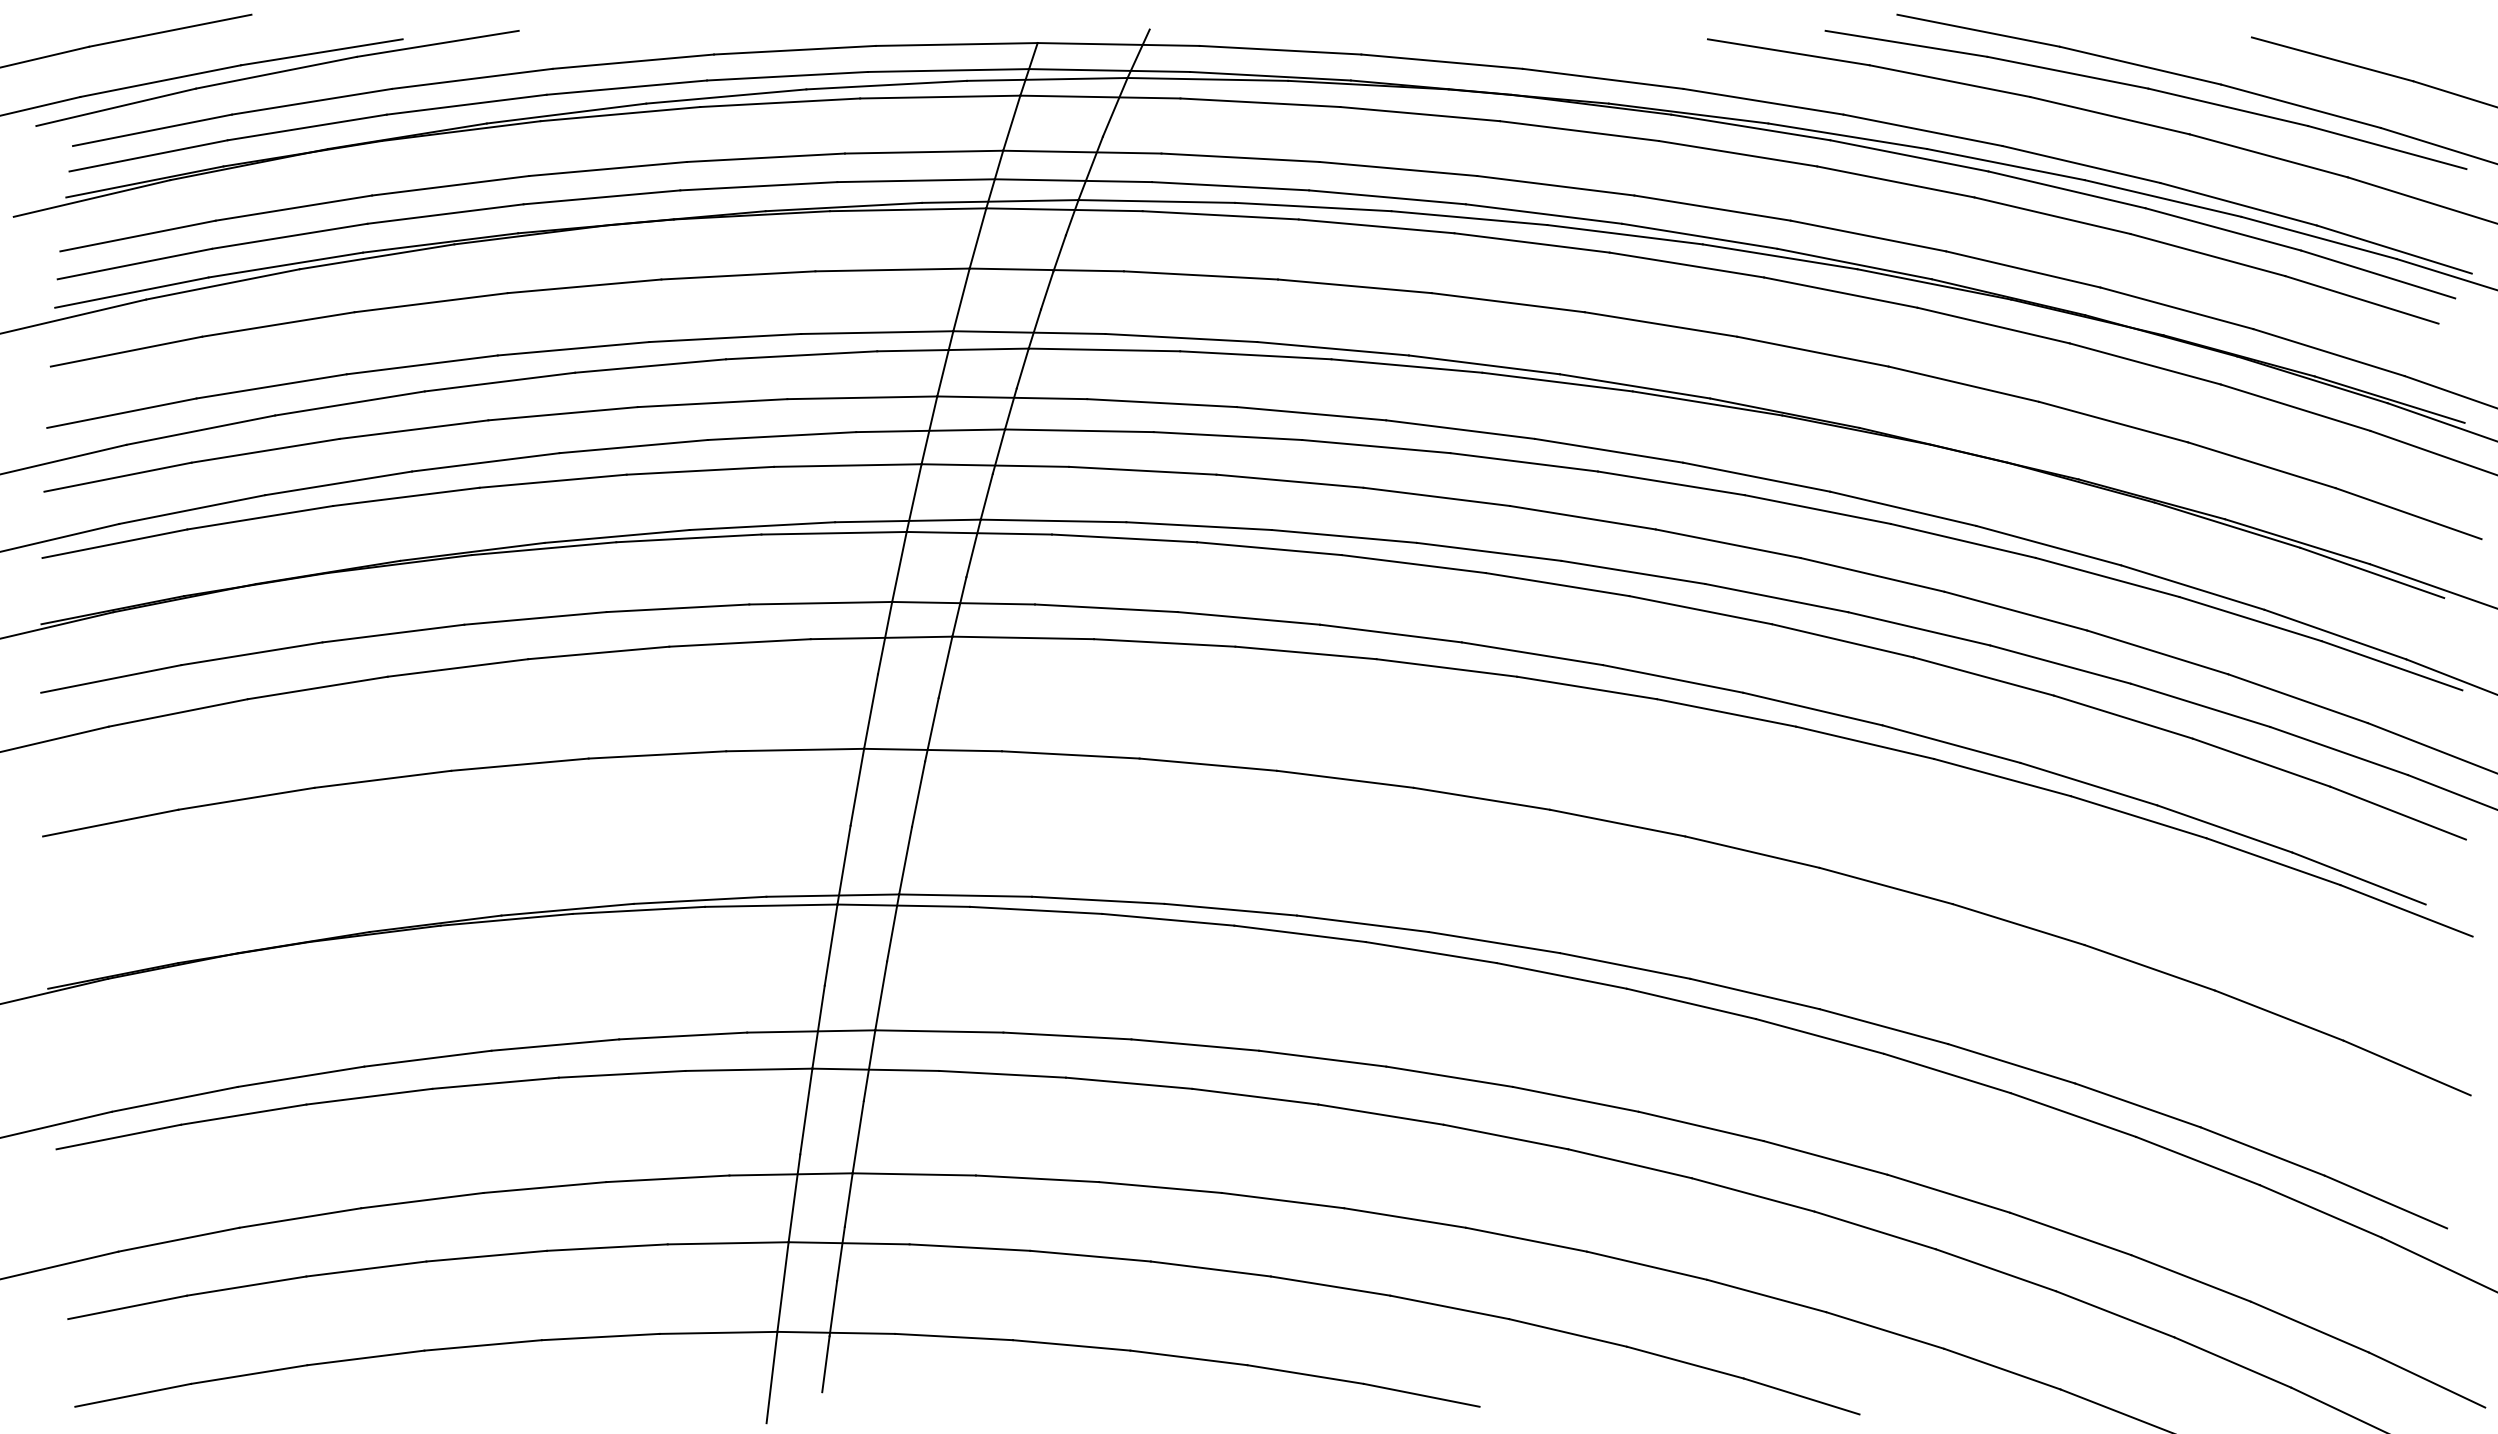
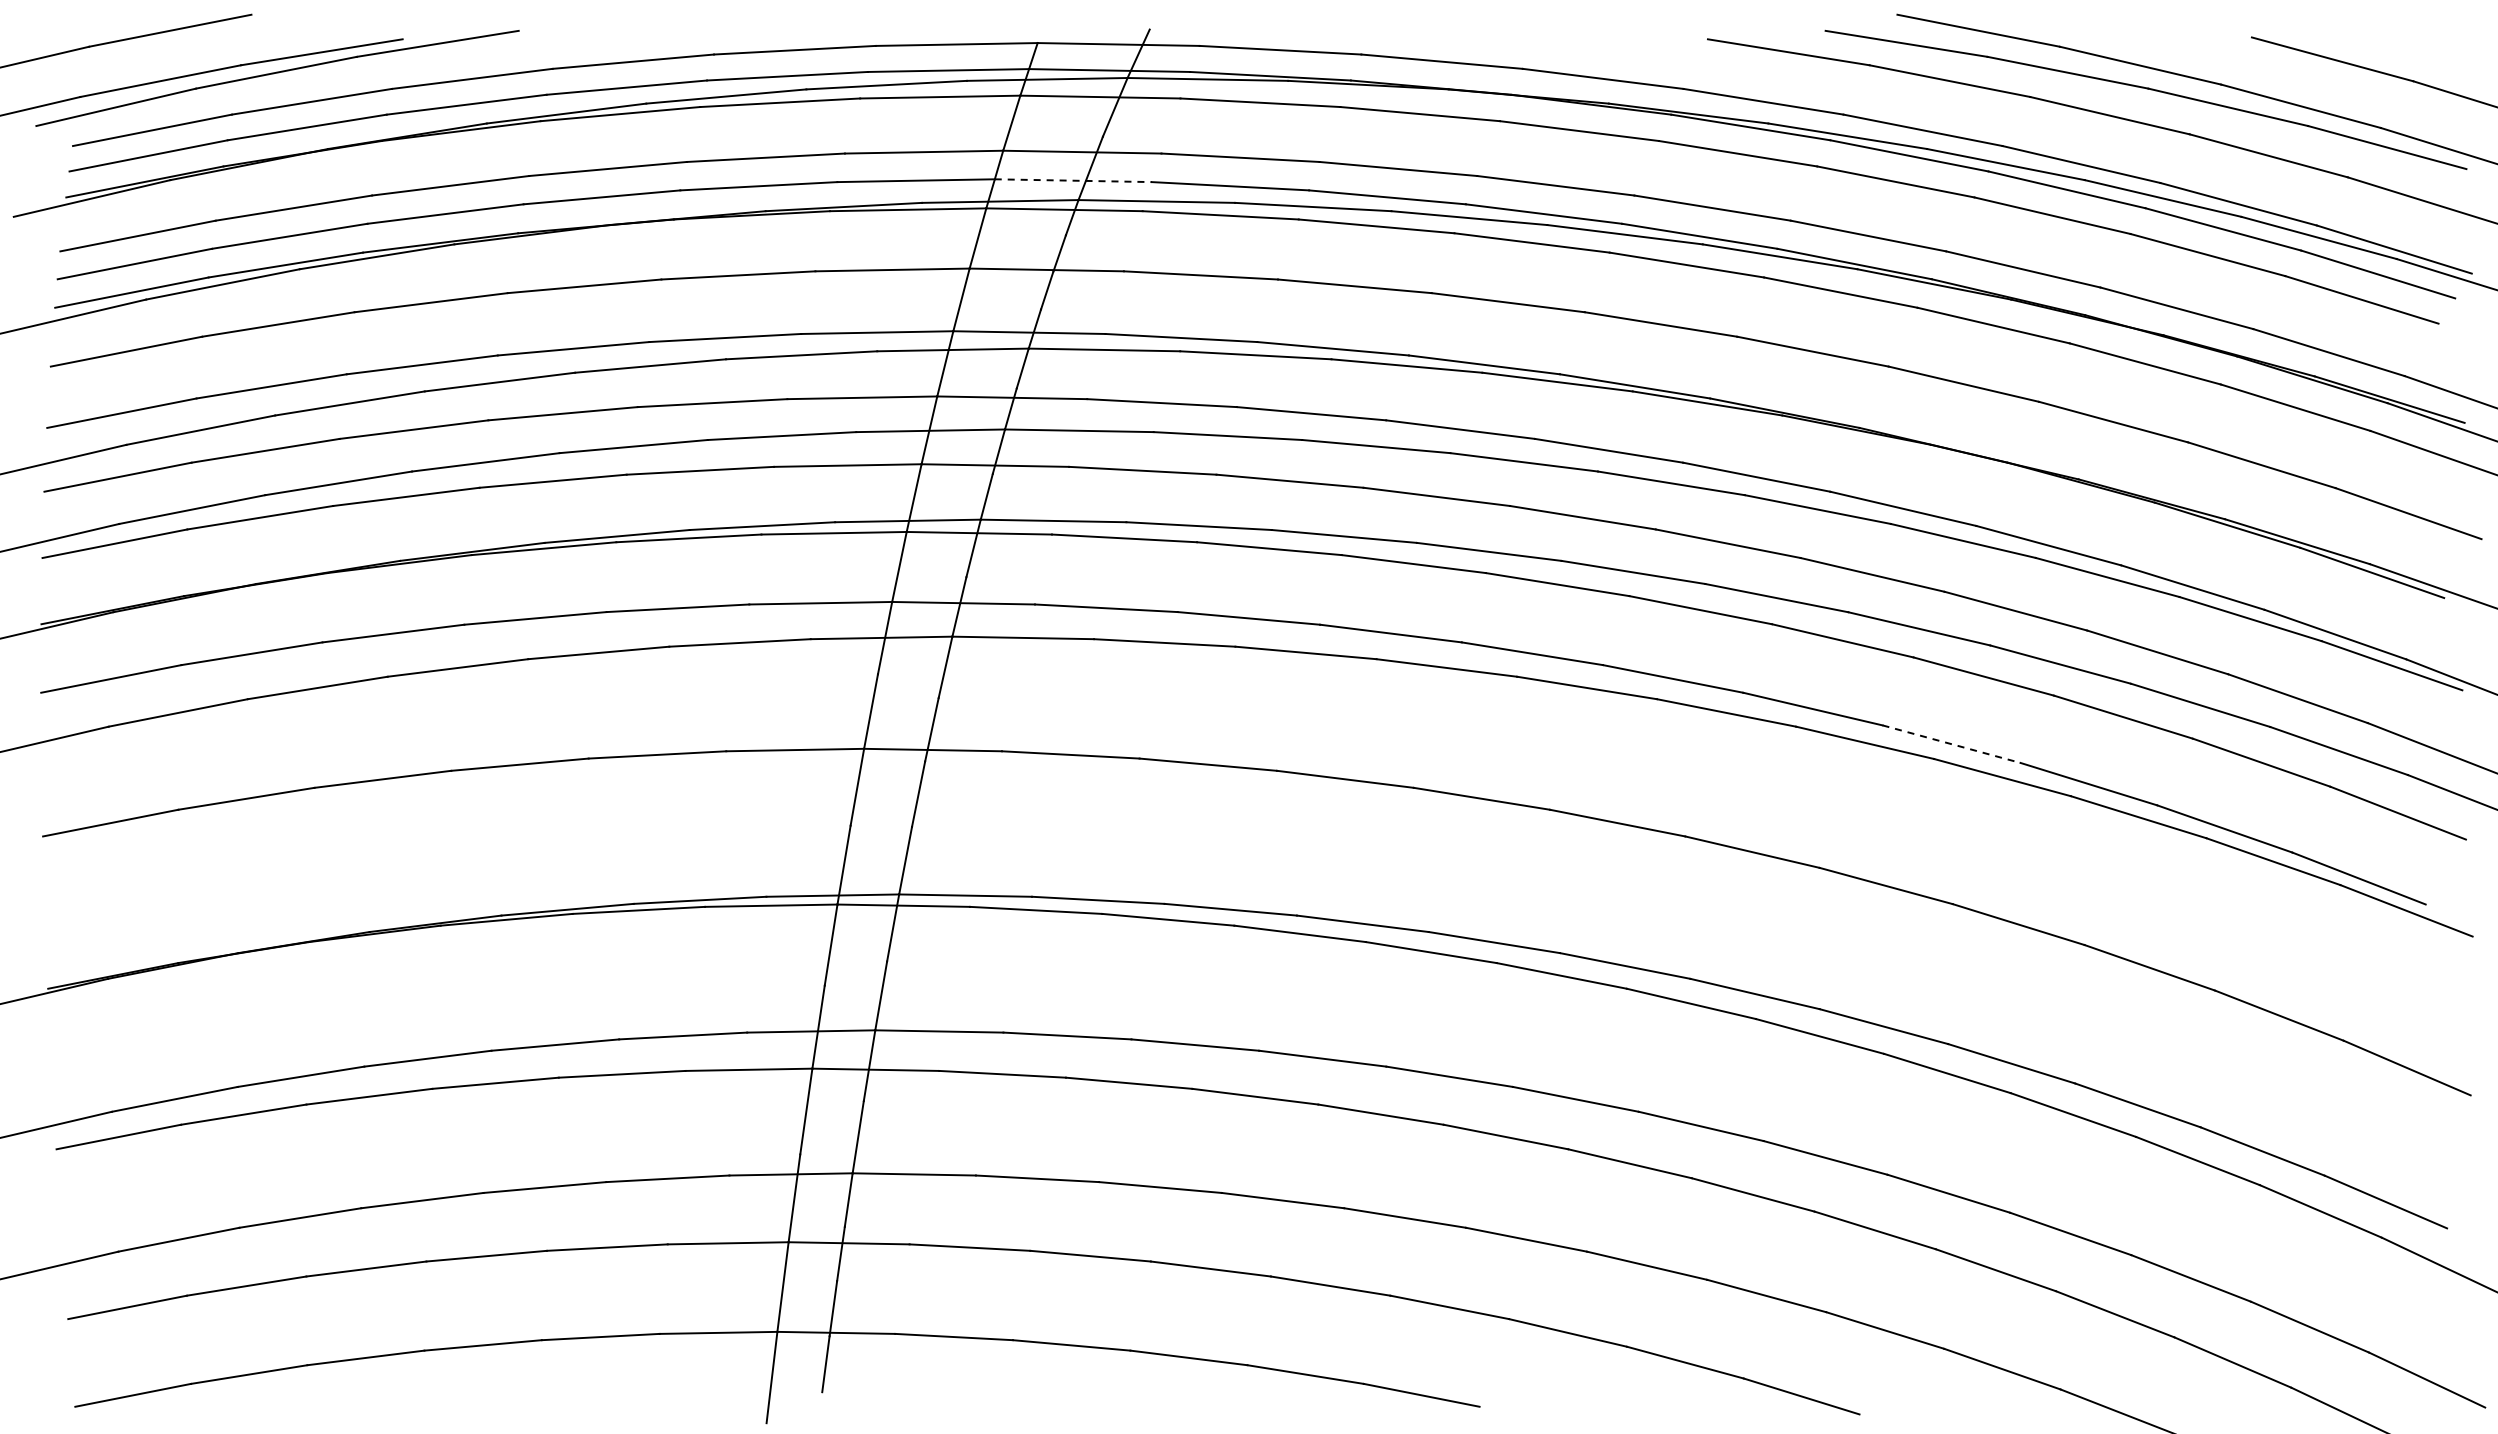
line: solid -> dashed (1073, 180)
line: solid -> dashed (1951, 744)
